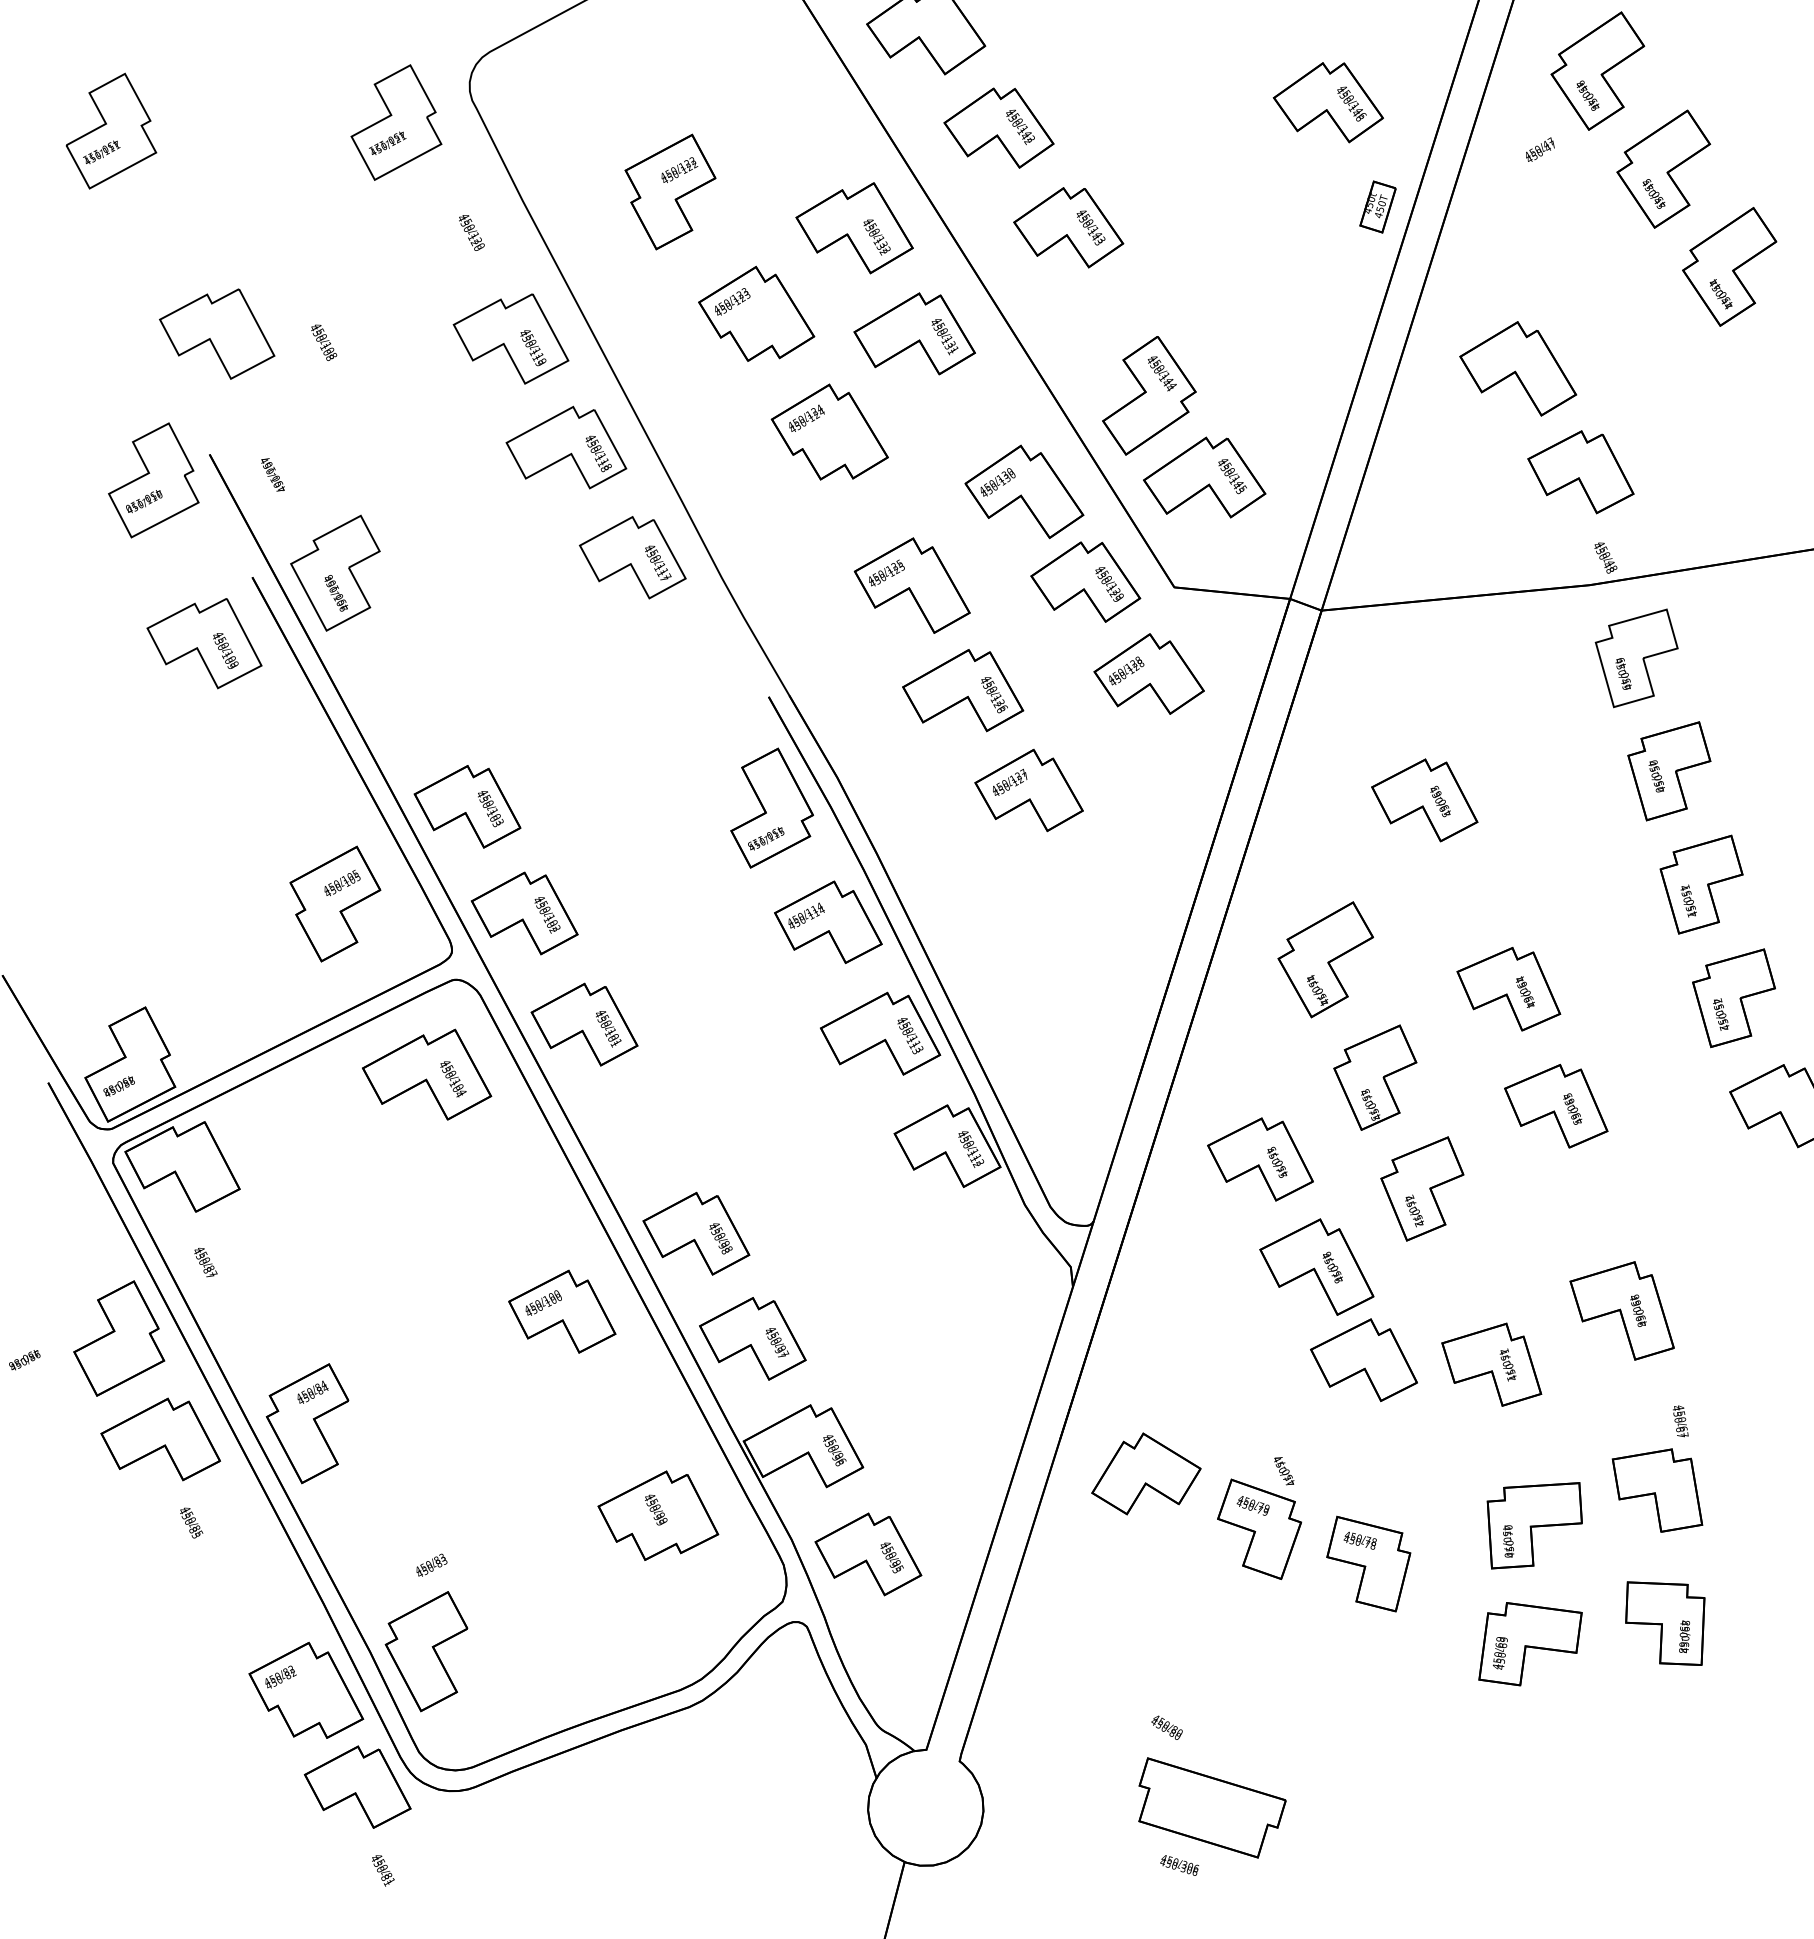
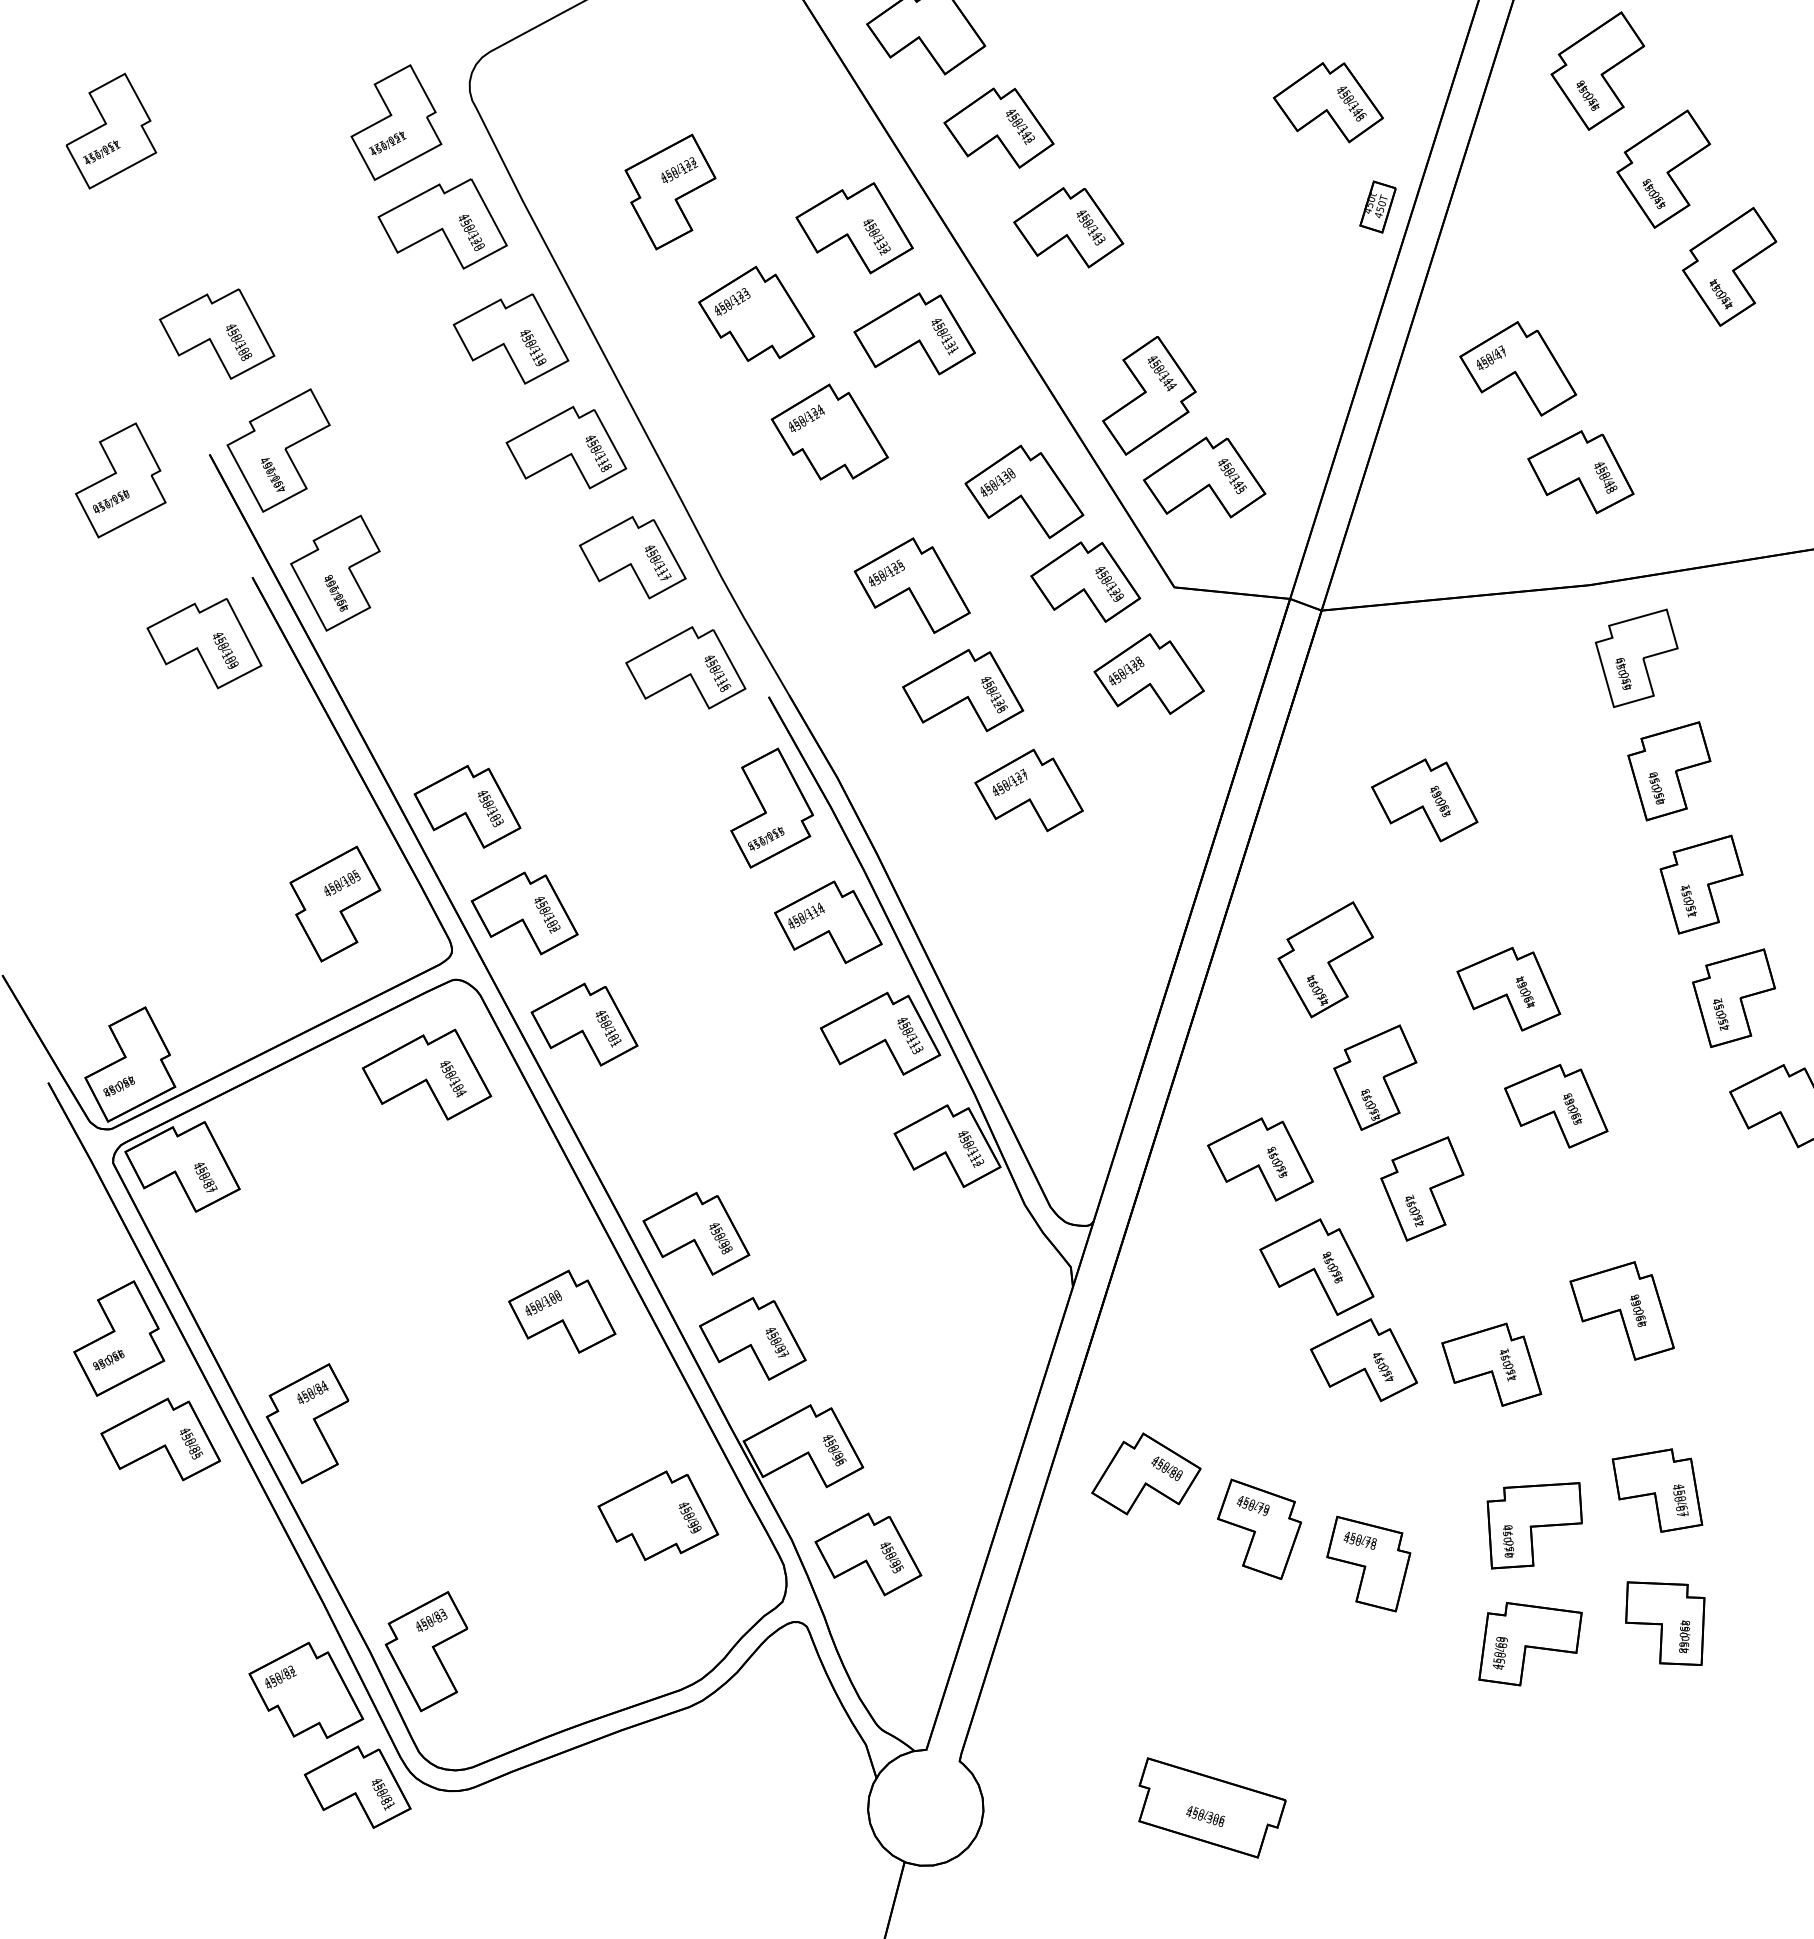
text position: (1540, 149) -> (1491, 357) (1491, 357)
part: none -> present (442, 223)
text position: (324, 342) -> (239, 342) (239, 342)
part: none -> present (278, 450)
part position: (153, 480) -> (120, 480) (120, 480)
text position: (1605, 557) -> (1605, 477) (1605, 477)
part: none -> present (685, 667)
text position: (1656, 776) -> (1656, 788) (1656, 788)
text position: (205, 1262) -> (205, 1177) (205, 1177)
text position: (24, 1360) -> (108, 1360) (108, 1360)
text position: (1680, 1421) -> (1680, 1500) (1680, 1500)
text position: (1284, 1471) -> (1383, 1367) (1383, 1367)
text position: (656, 1509) -> (690, 1517) (690, 1517)
text position: (191, 1522) -> (191, 1443) (191, 1443)
text position: (431, 1564) -> (431, 1619) (431, 1619)
text position: (1166, 1727) -> (1166, 1468) (1166, 1468)
text position: (1179, 1865) -> (1205, 1816) (1205, 1816)
text position: (383, 1870) -> (383, 1794) (383, 1794)
